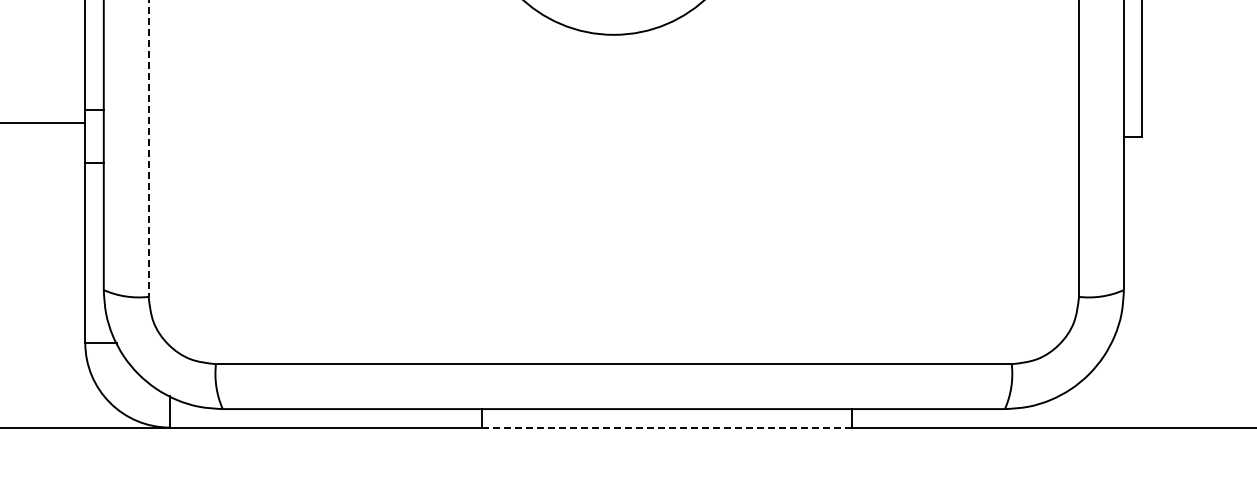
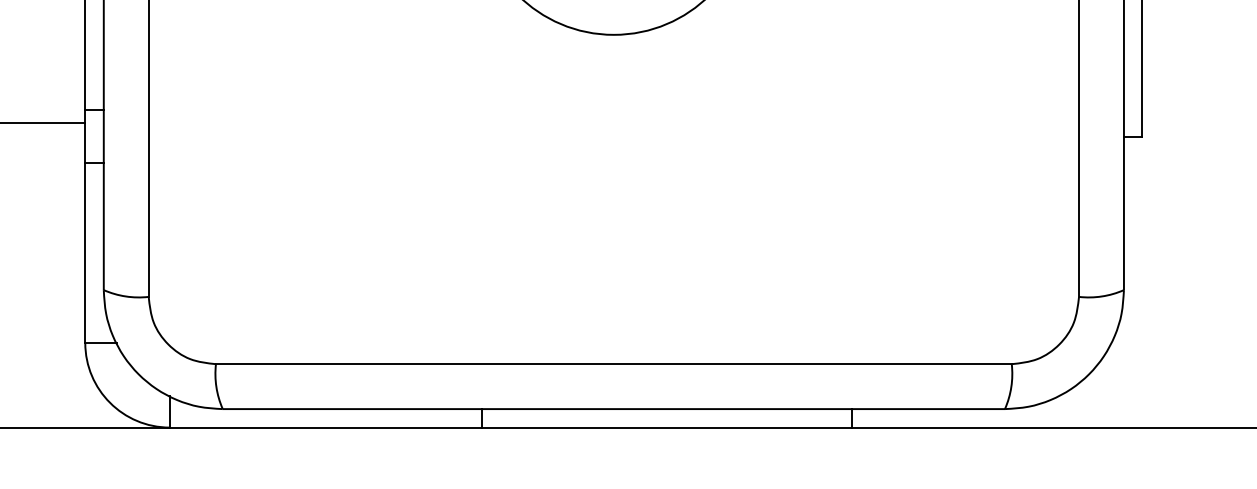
line: dashed -> solid (148, 148)
line: dashed -> solid (666, 427)
